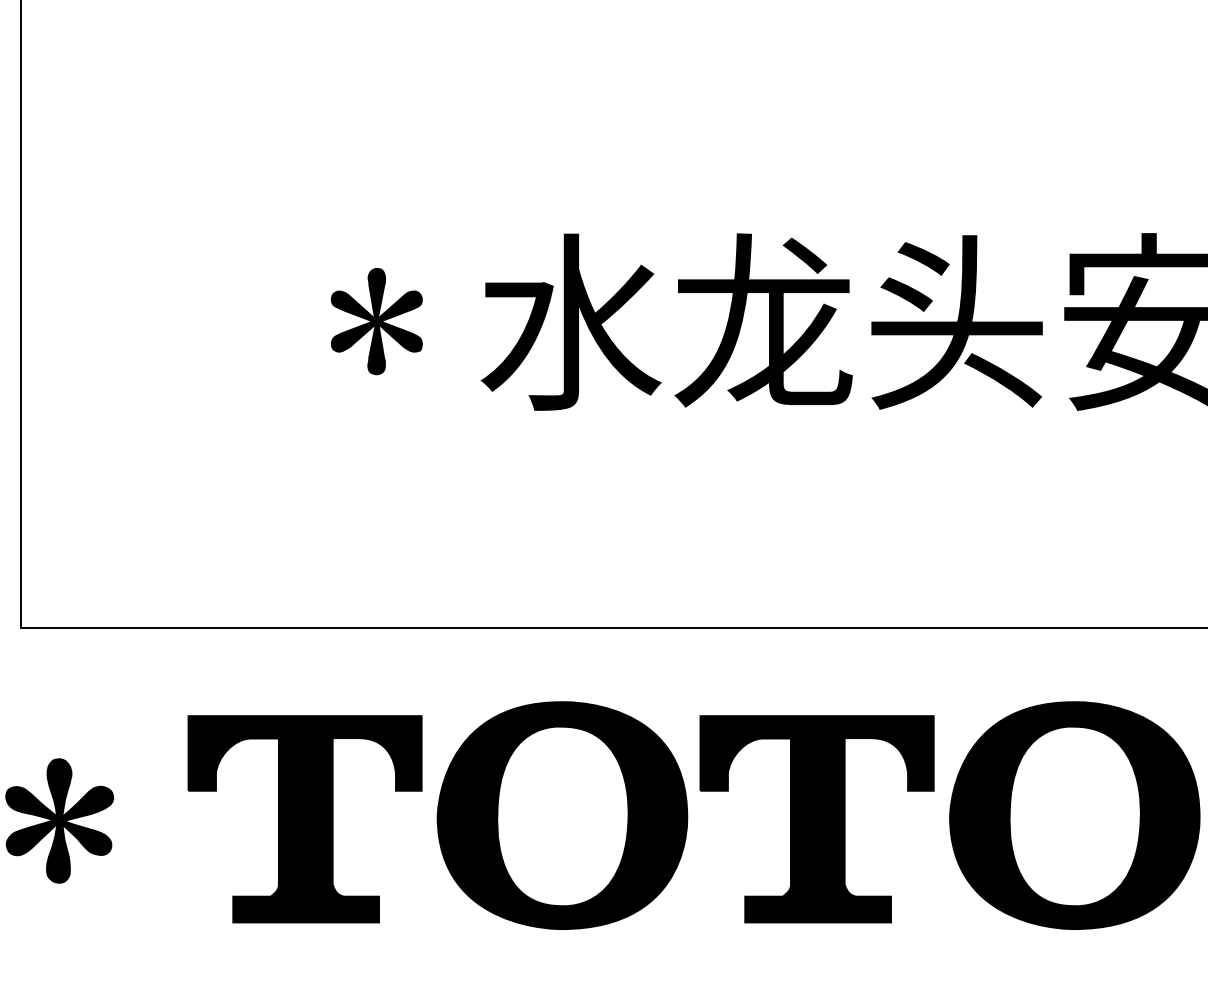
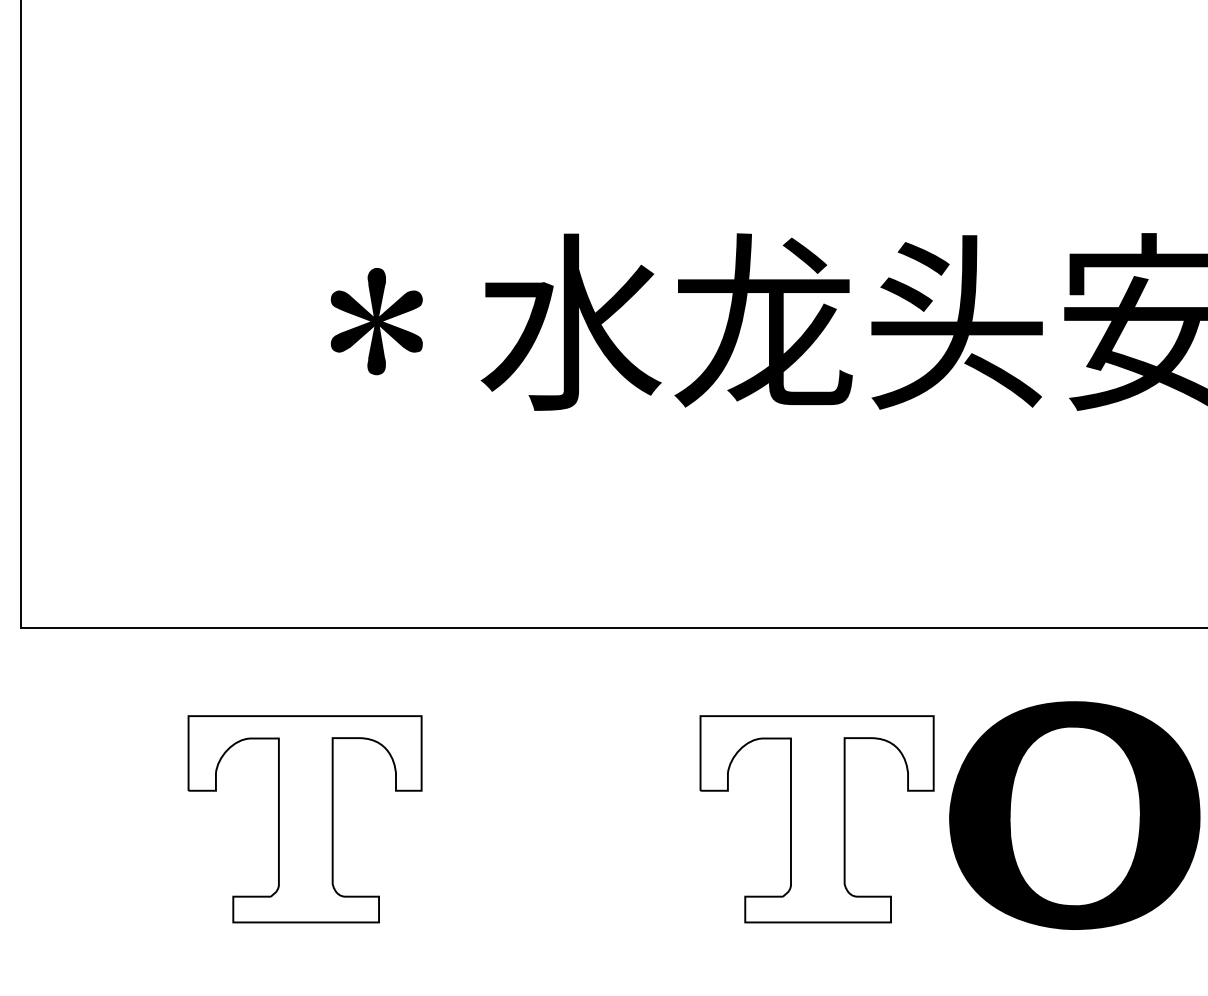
part: present -> none (562, 815)
fill: present -> none (304, 819)
fill: present -> none (816, 819)
part: present -> none (59, 820)
